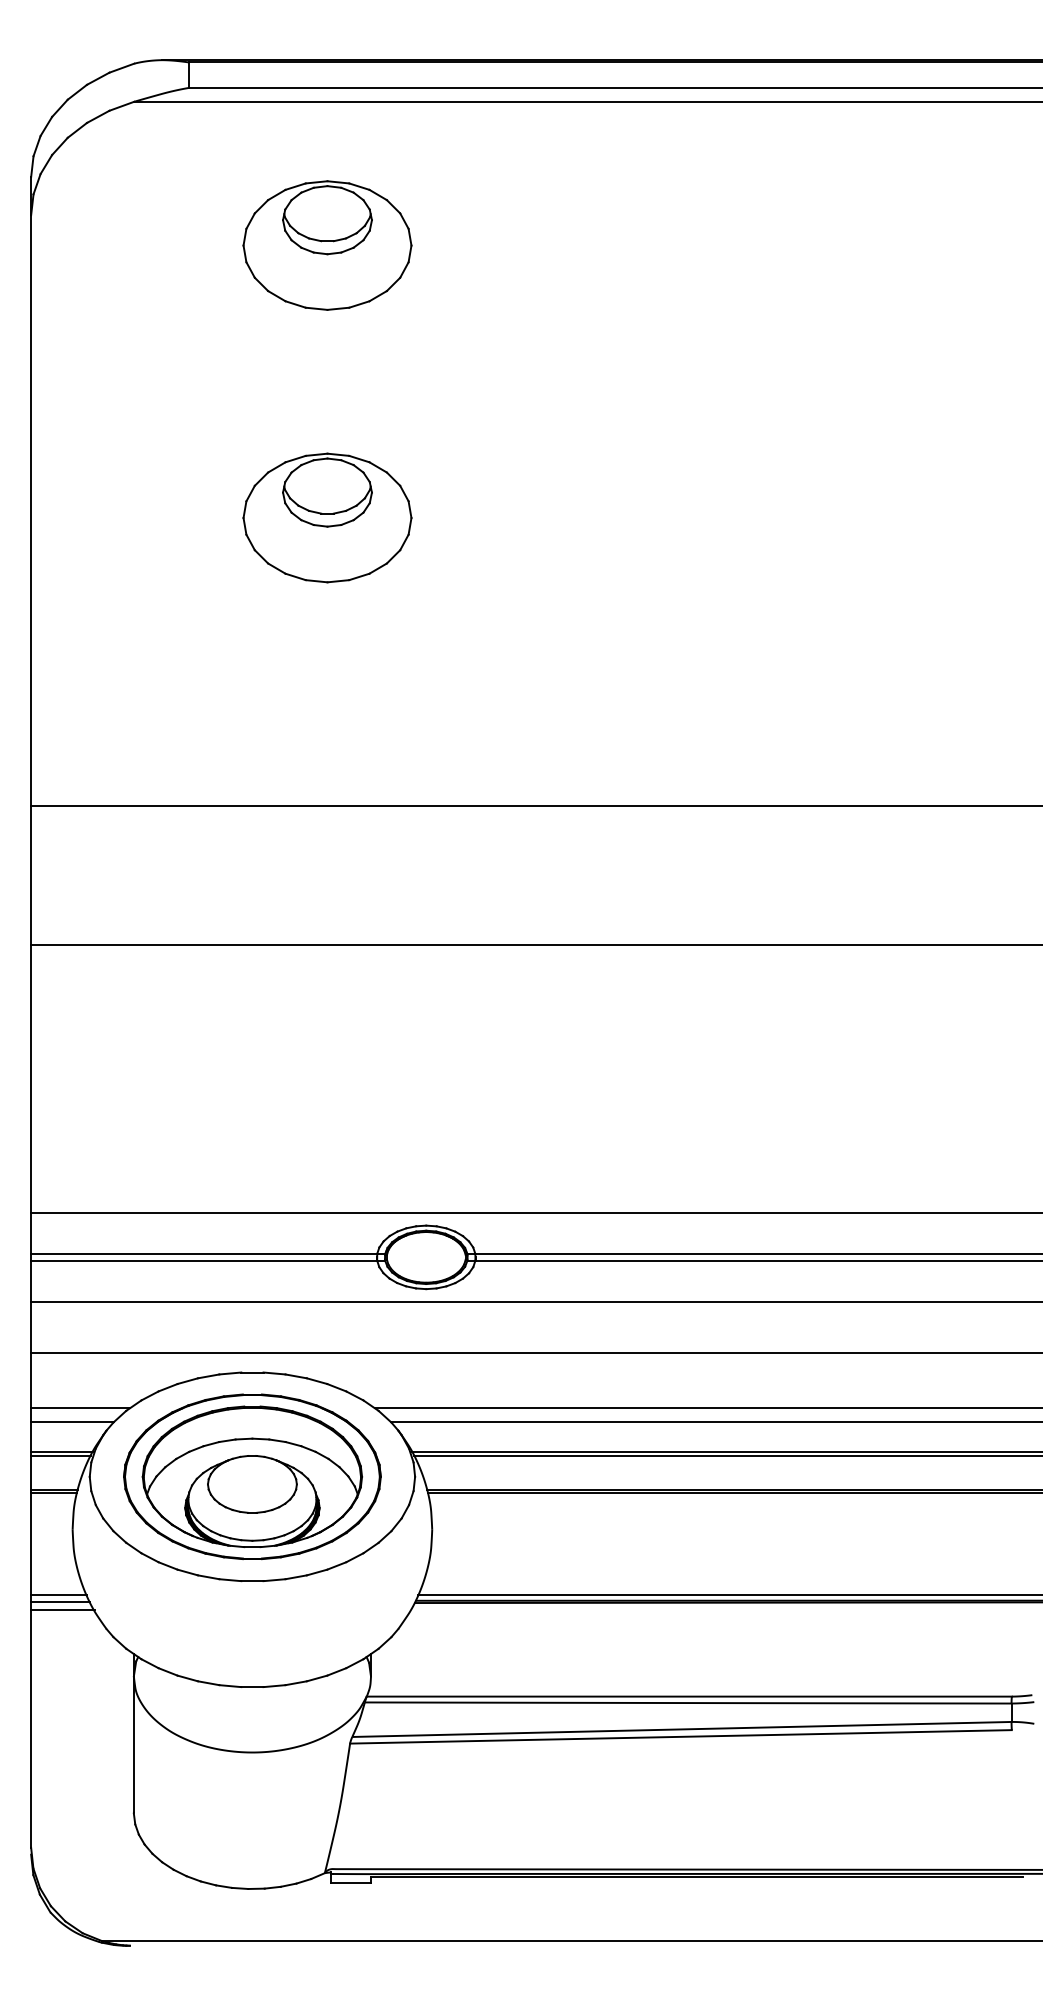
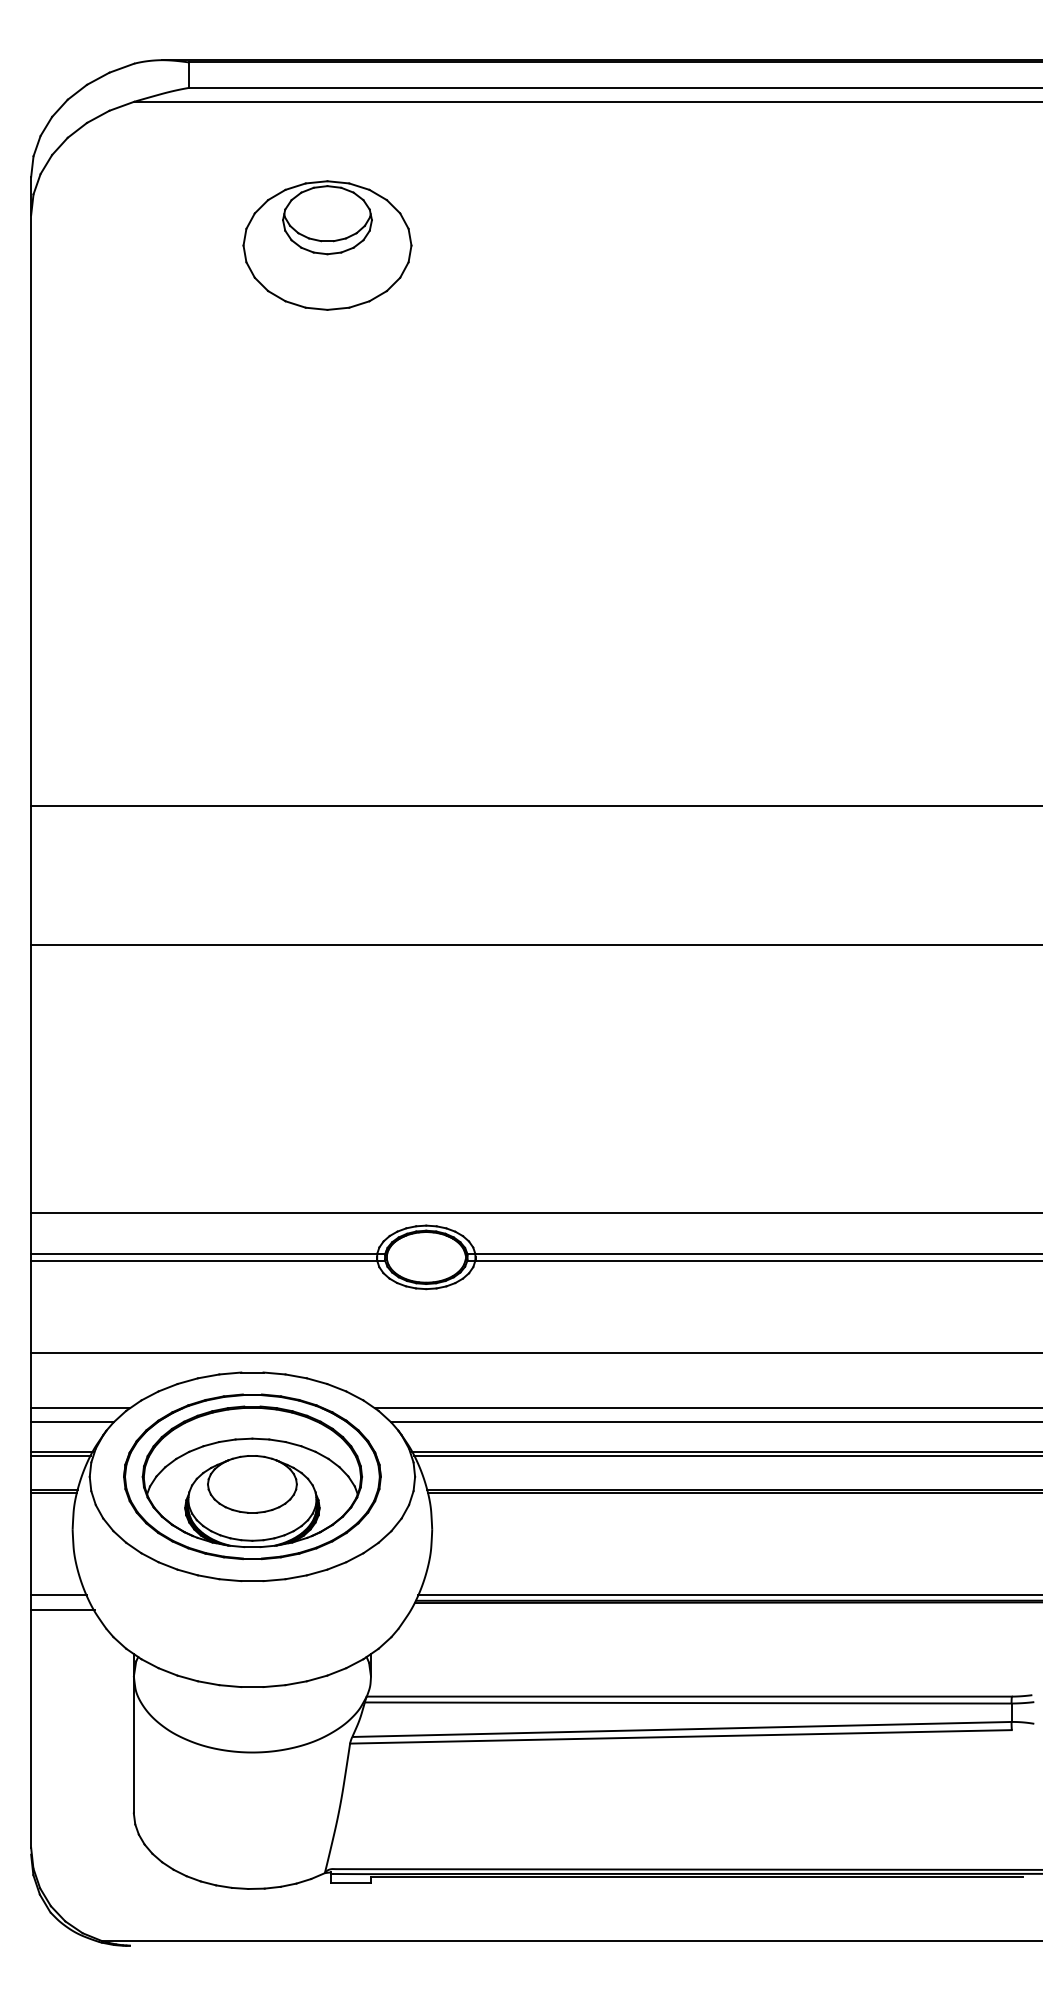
part: present -> none (327, 517)
line: present -> none (535, 1301)
line: present -> none (60, 1601)
